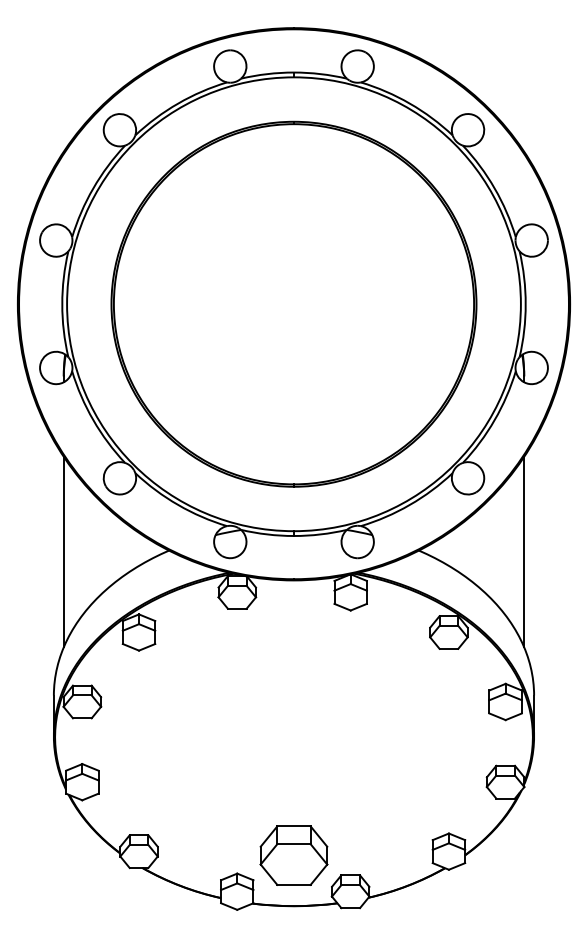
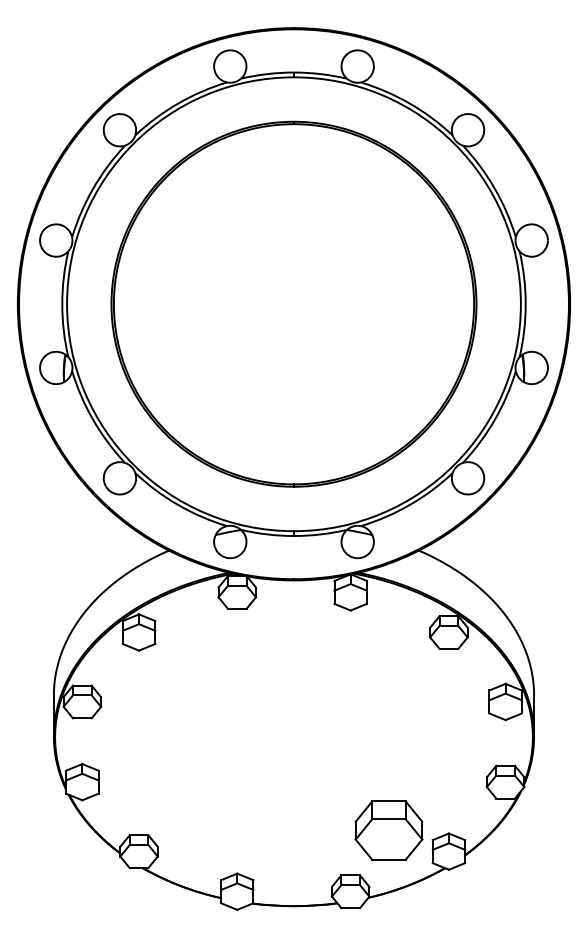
line: present -> none (63, 551)
line: present -> none (524, 551)
part position: (293, 855) -> (388, 830) (388, 830)
